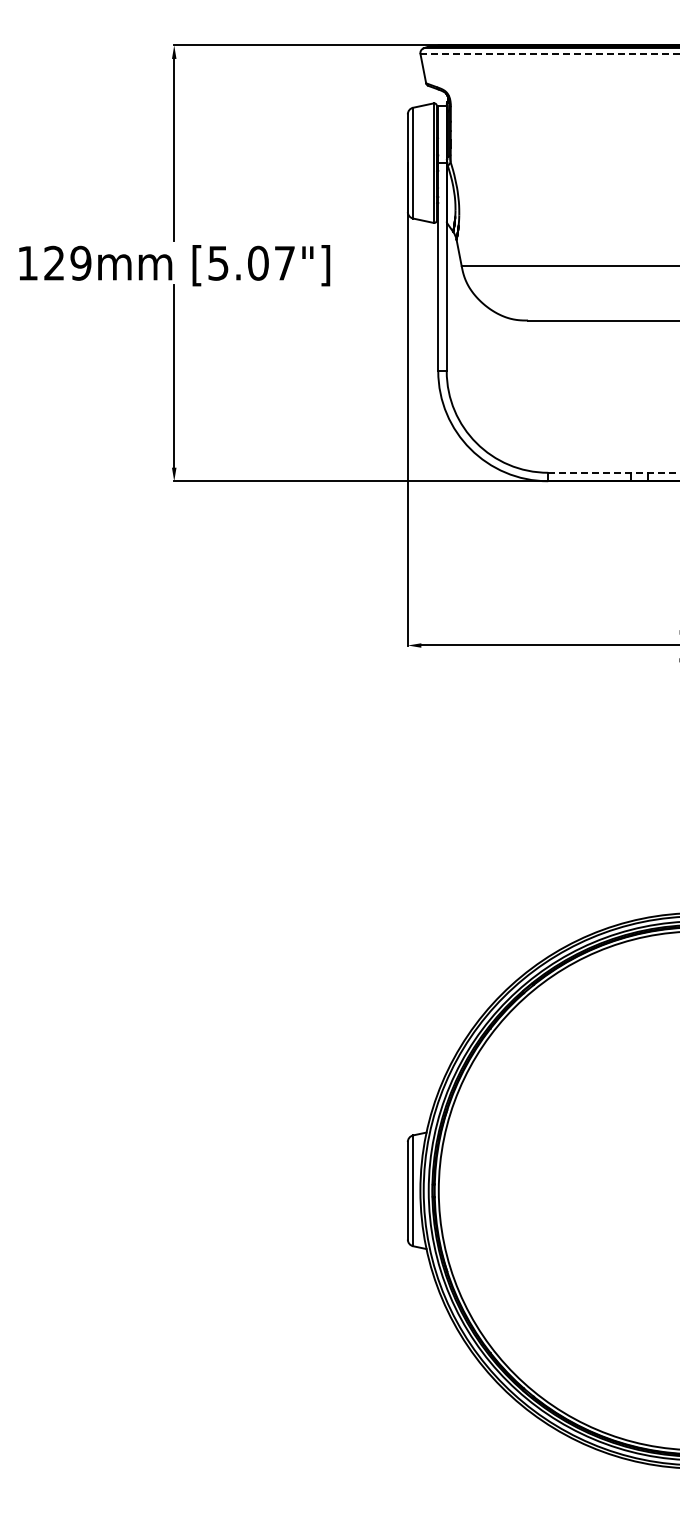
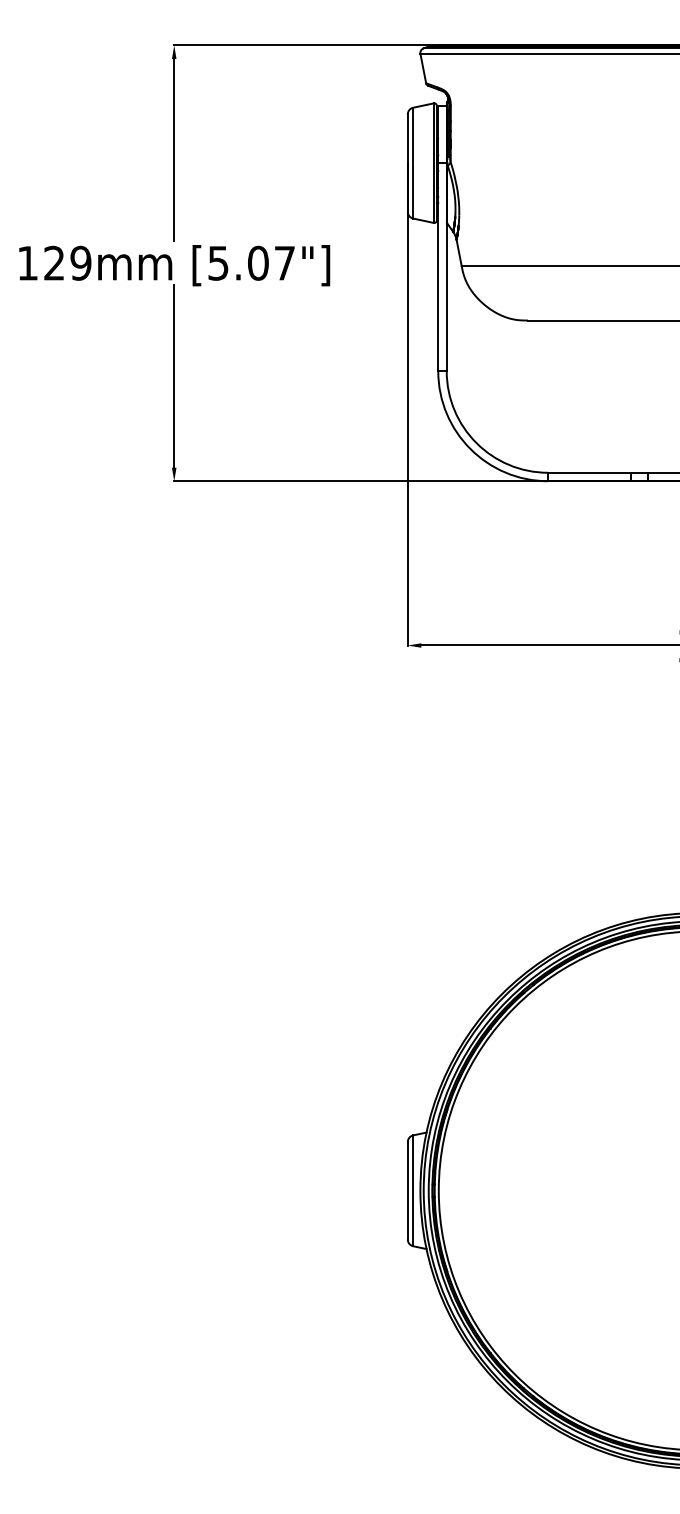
line: dashed -> solid (550, 54)
line: dashed -> solid (614, 472)
